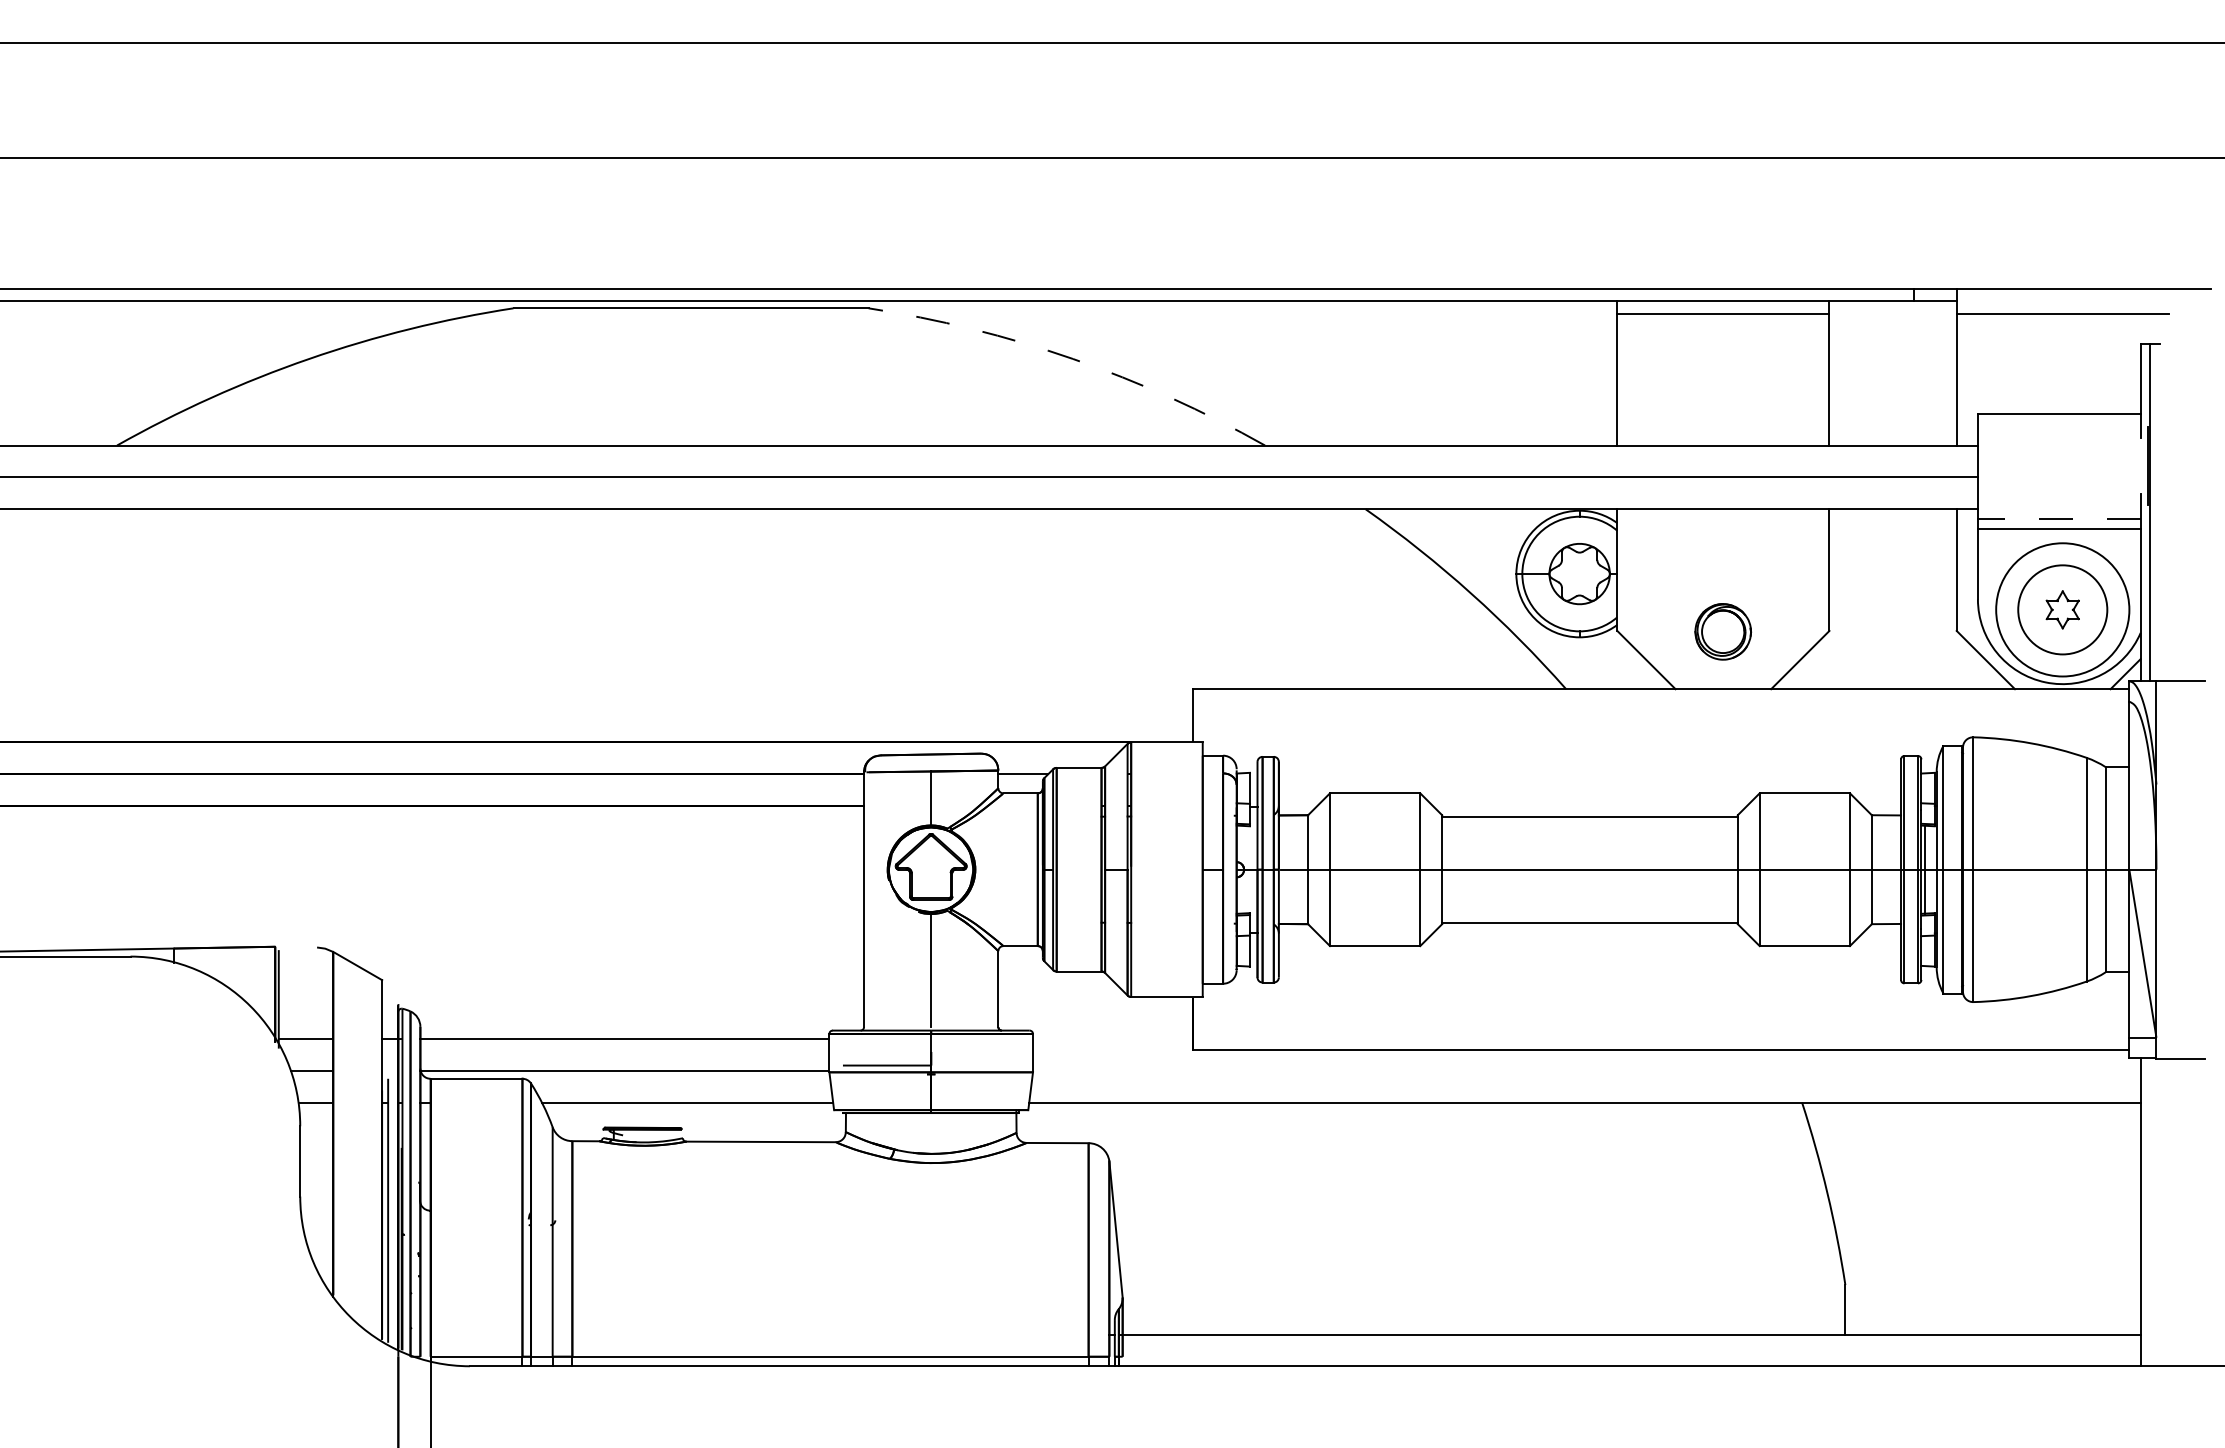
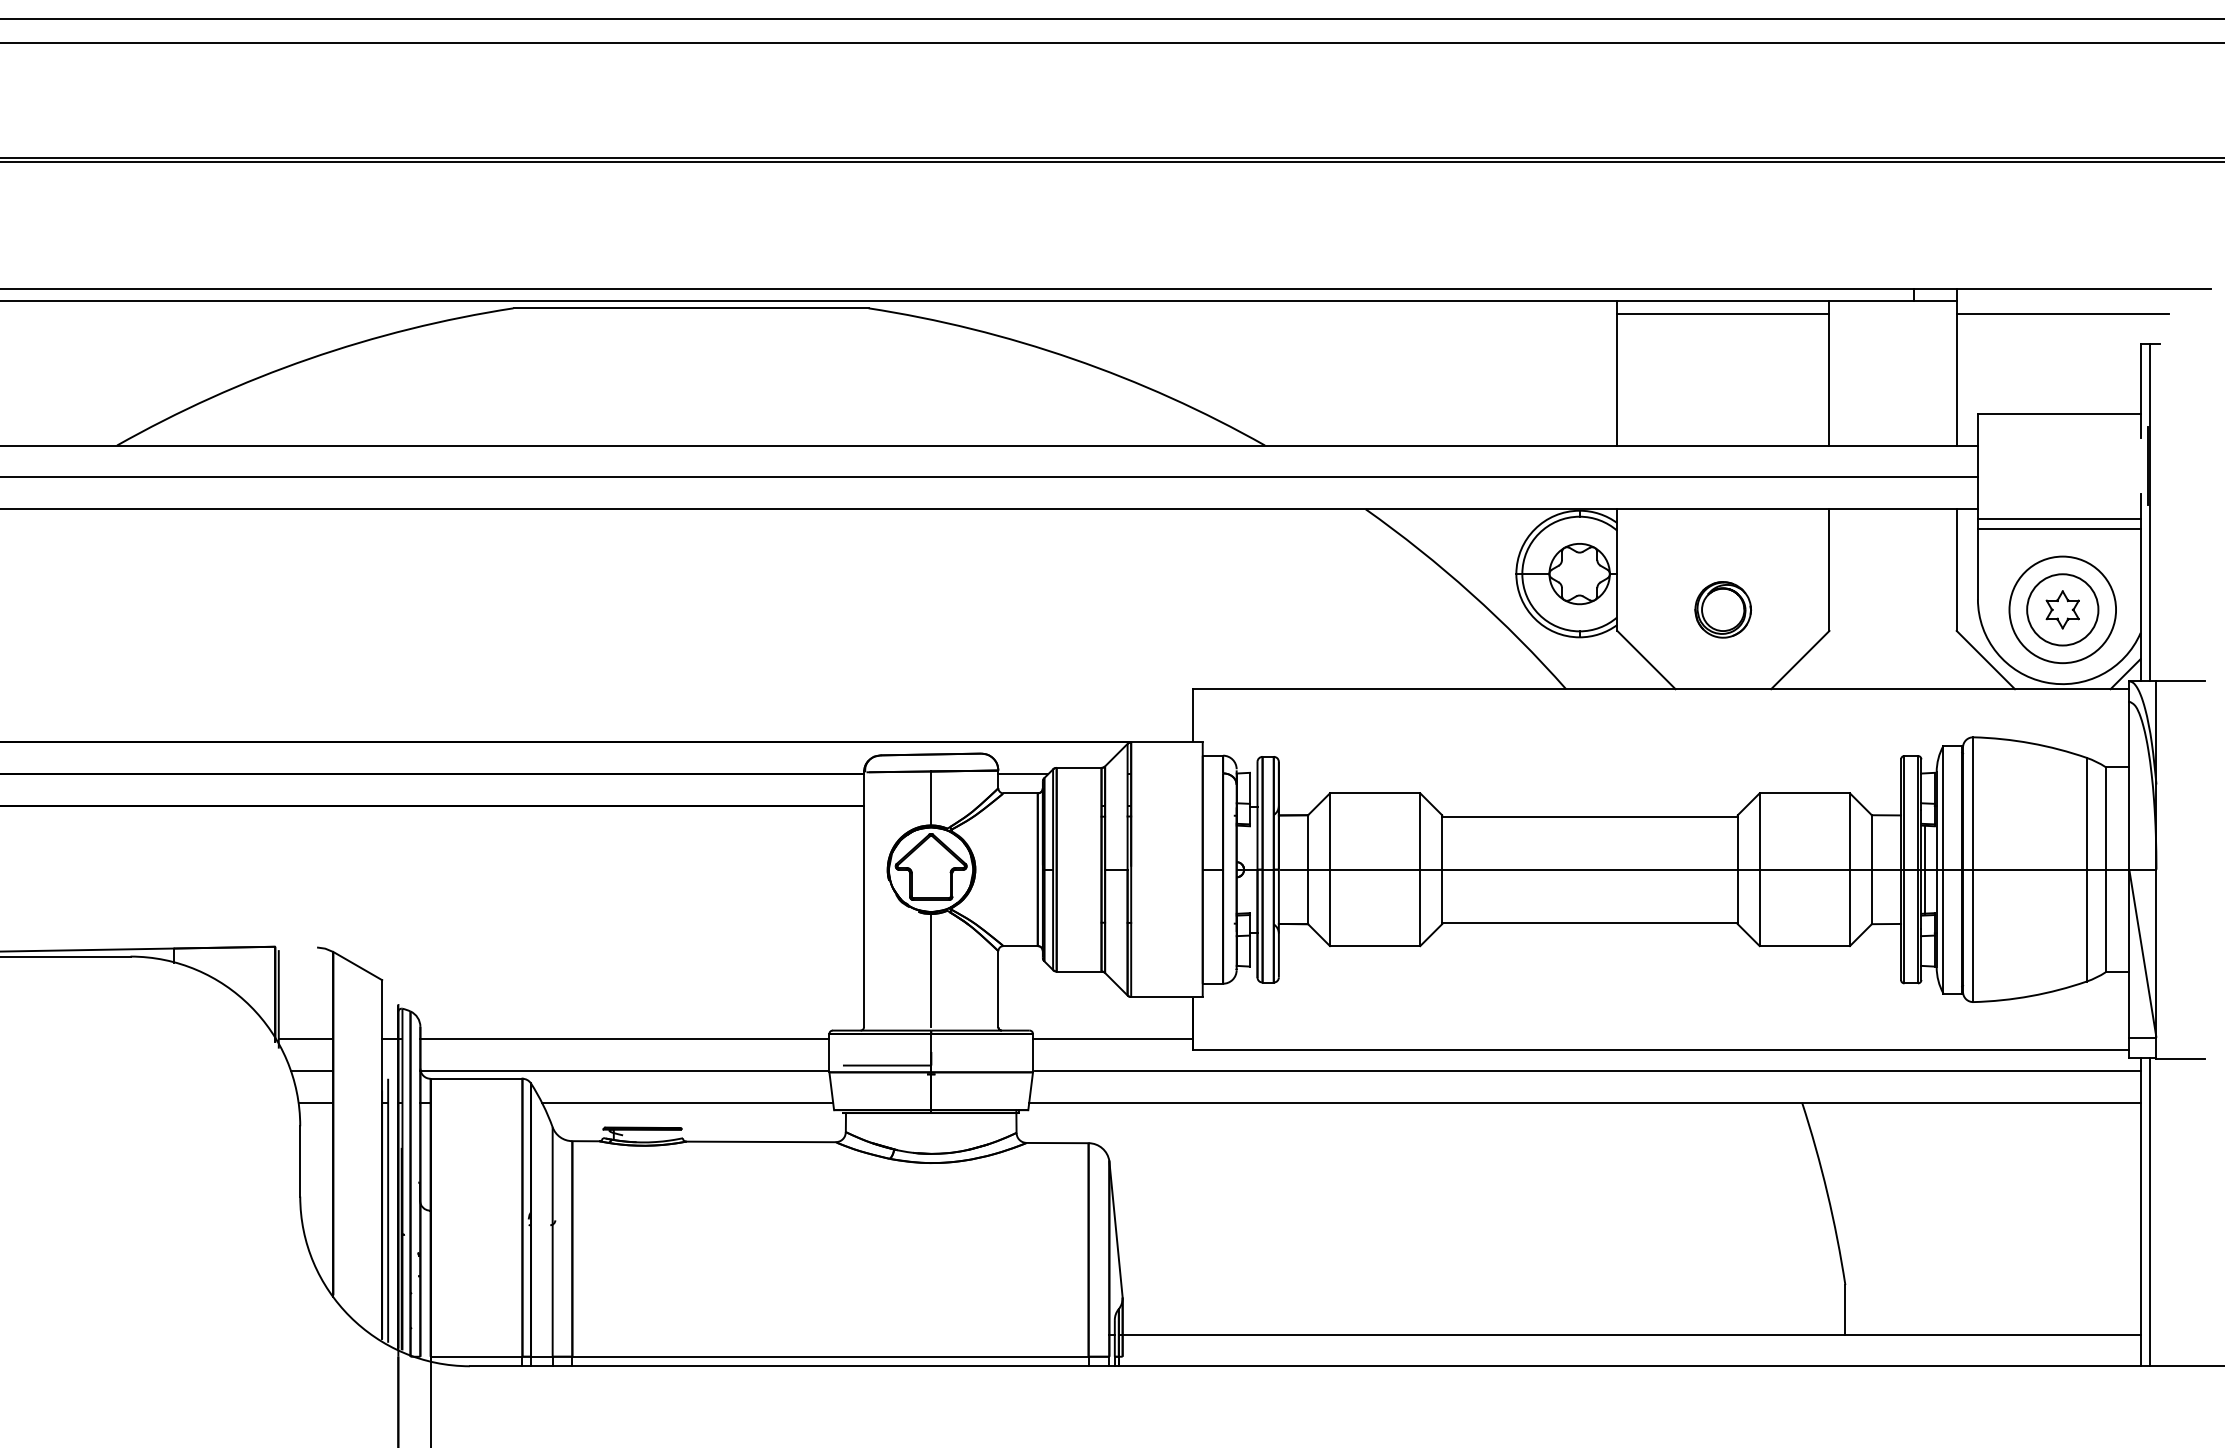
line: none -> present (1111, 19)
line: none -> present (1111, 161)
arc: dashed -> solid (1073, 358)
line: dashed -> solid (2058, 518)
circle diameter: 133 px -> 107 px (2062, 609)
circle diameter: 89 px -> 71 px (2062, 609)
part position: (1722, 631) -> (1722, 609) (1722, 609)
line: none -> present (1112, 1038)
line: none -> present (1587, 1070)
line: none -> present (2150, 1212)
